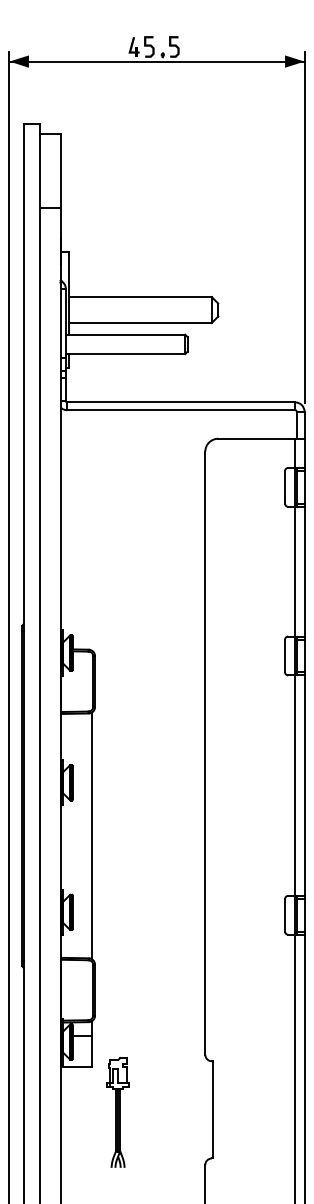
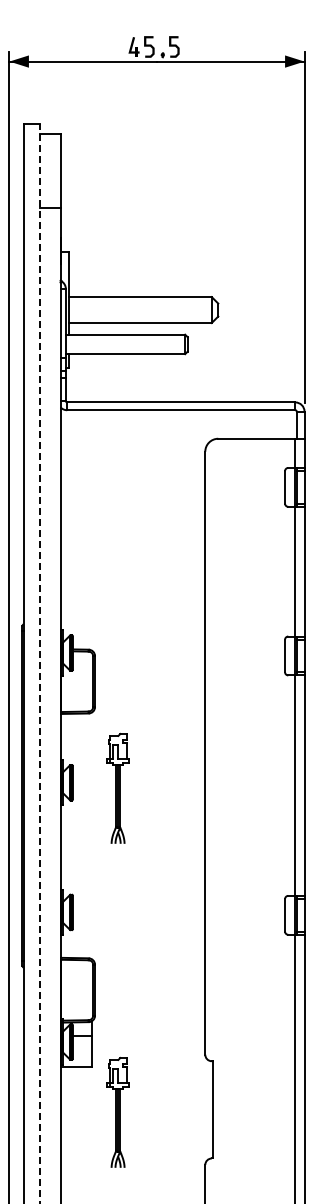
line: solid -> dashed (39, 663)
part: none -> present (117, 787)
line: present -> none (91, 835)
